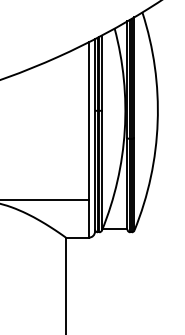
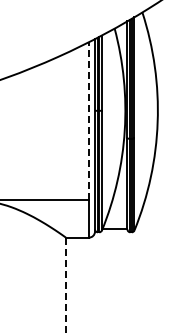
line: solid -> dashed (89, 121)
line: solid -> dashed (65, 286)
